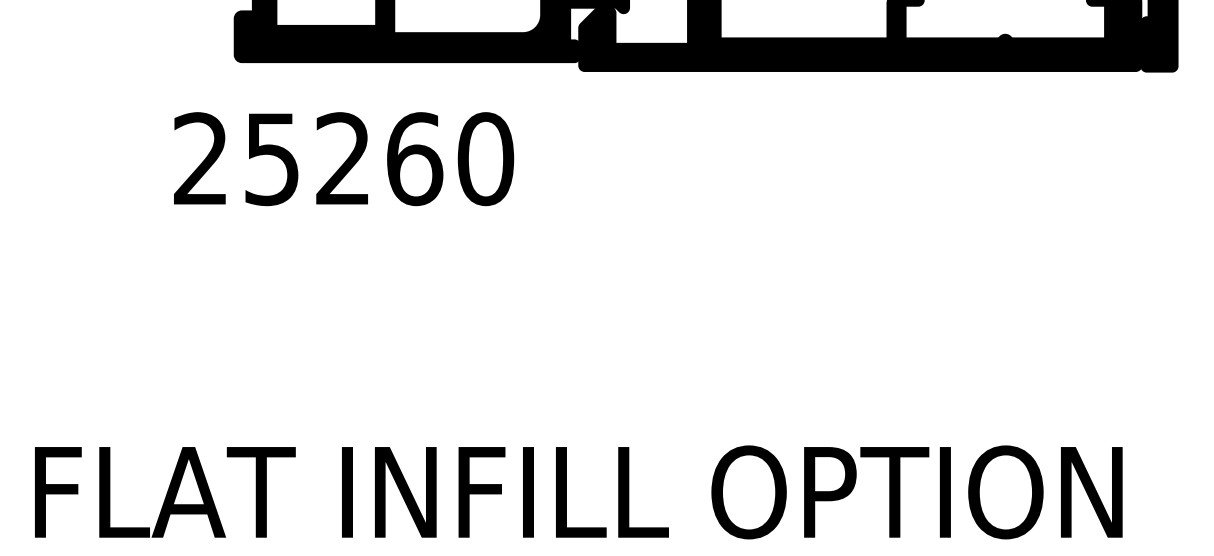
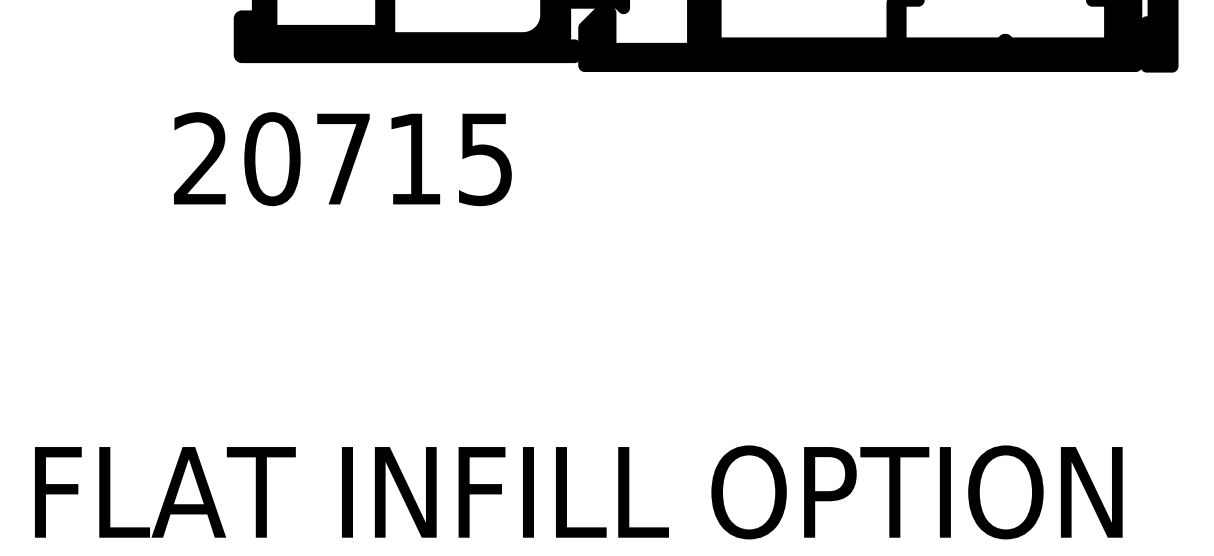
text: 25260 -> 20715 (379, 159)
